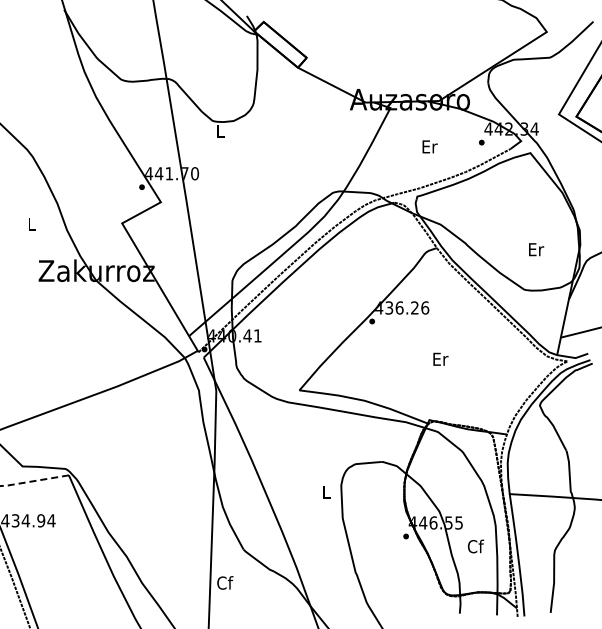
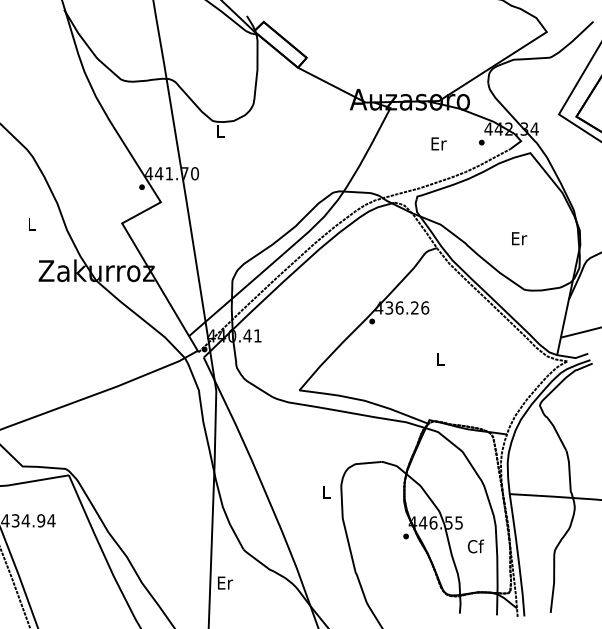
text position: (429, 146) -> (438, 143) (438, 143)
text position: (536, 249) -> (519, 238) (519, 238)
text: Er -> L (440, 358)
line: dashed -> solid (33, 481)
text: Cf -> Er (225, 582)
